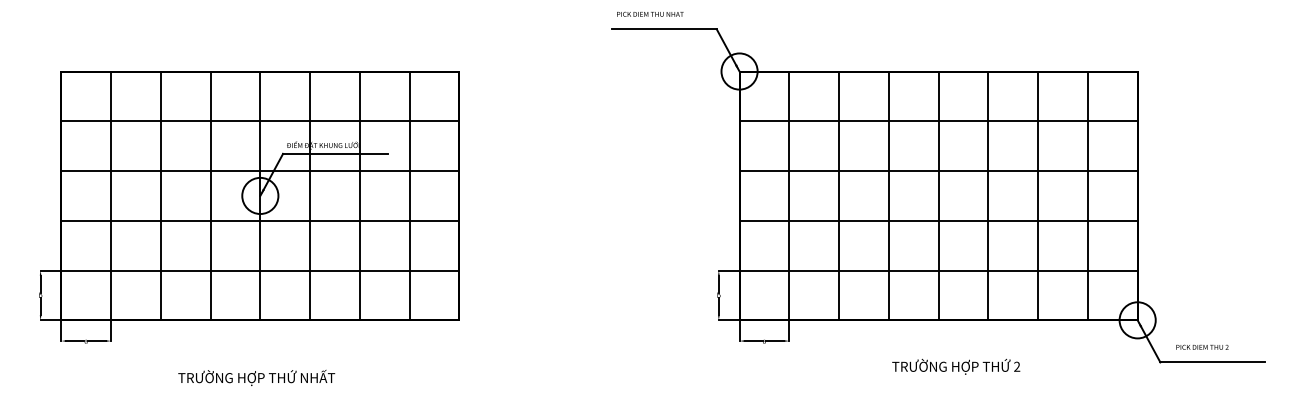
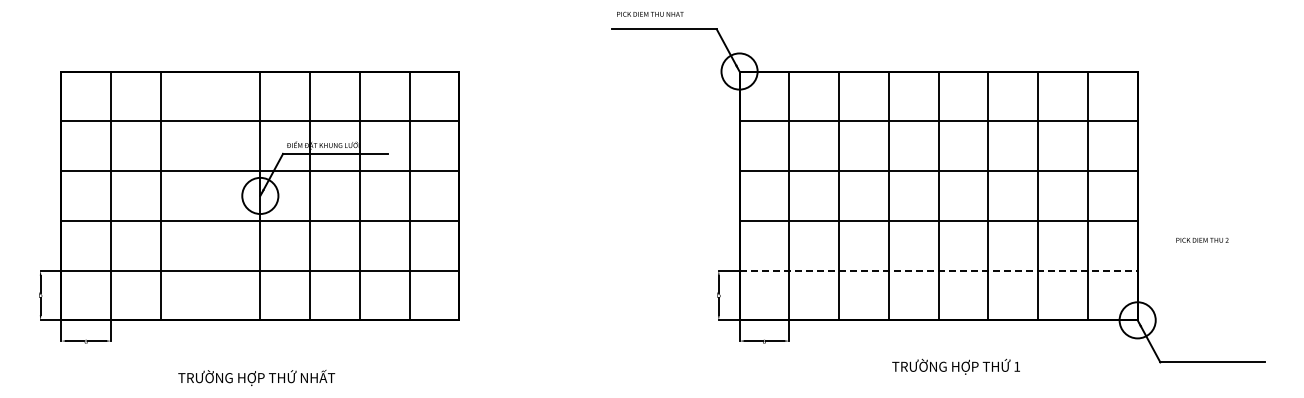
line: present -> none (210, 195)
line: solid -> dashed (939, 270)
text position: (1202, 346) -> (1202, 239) (1202, 239)
text: 2 -> 1 (1017, 366)
